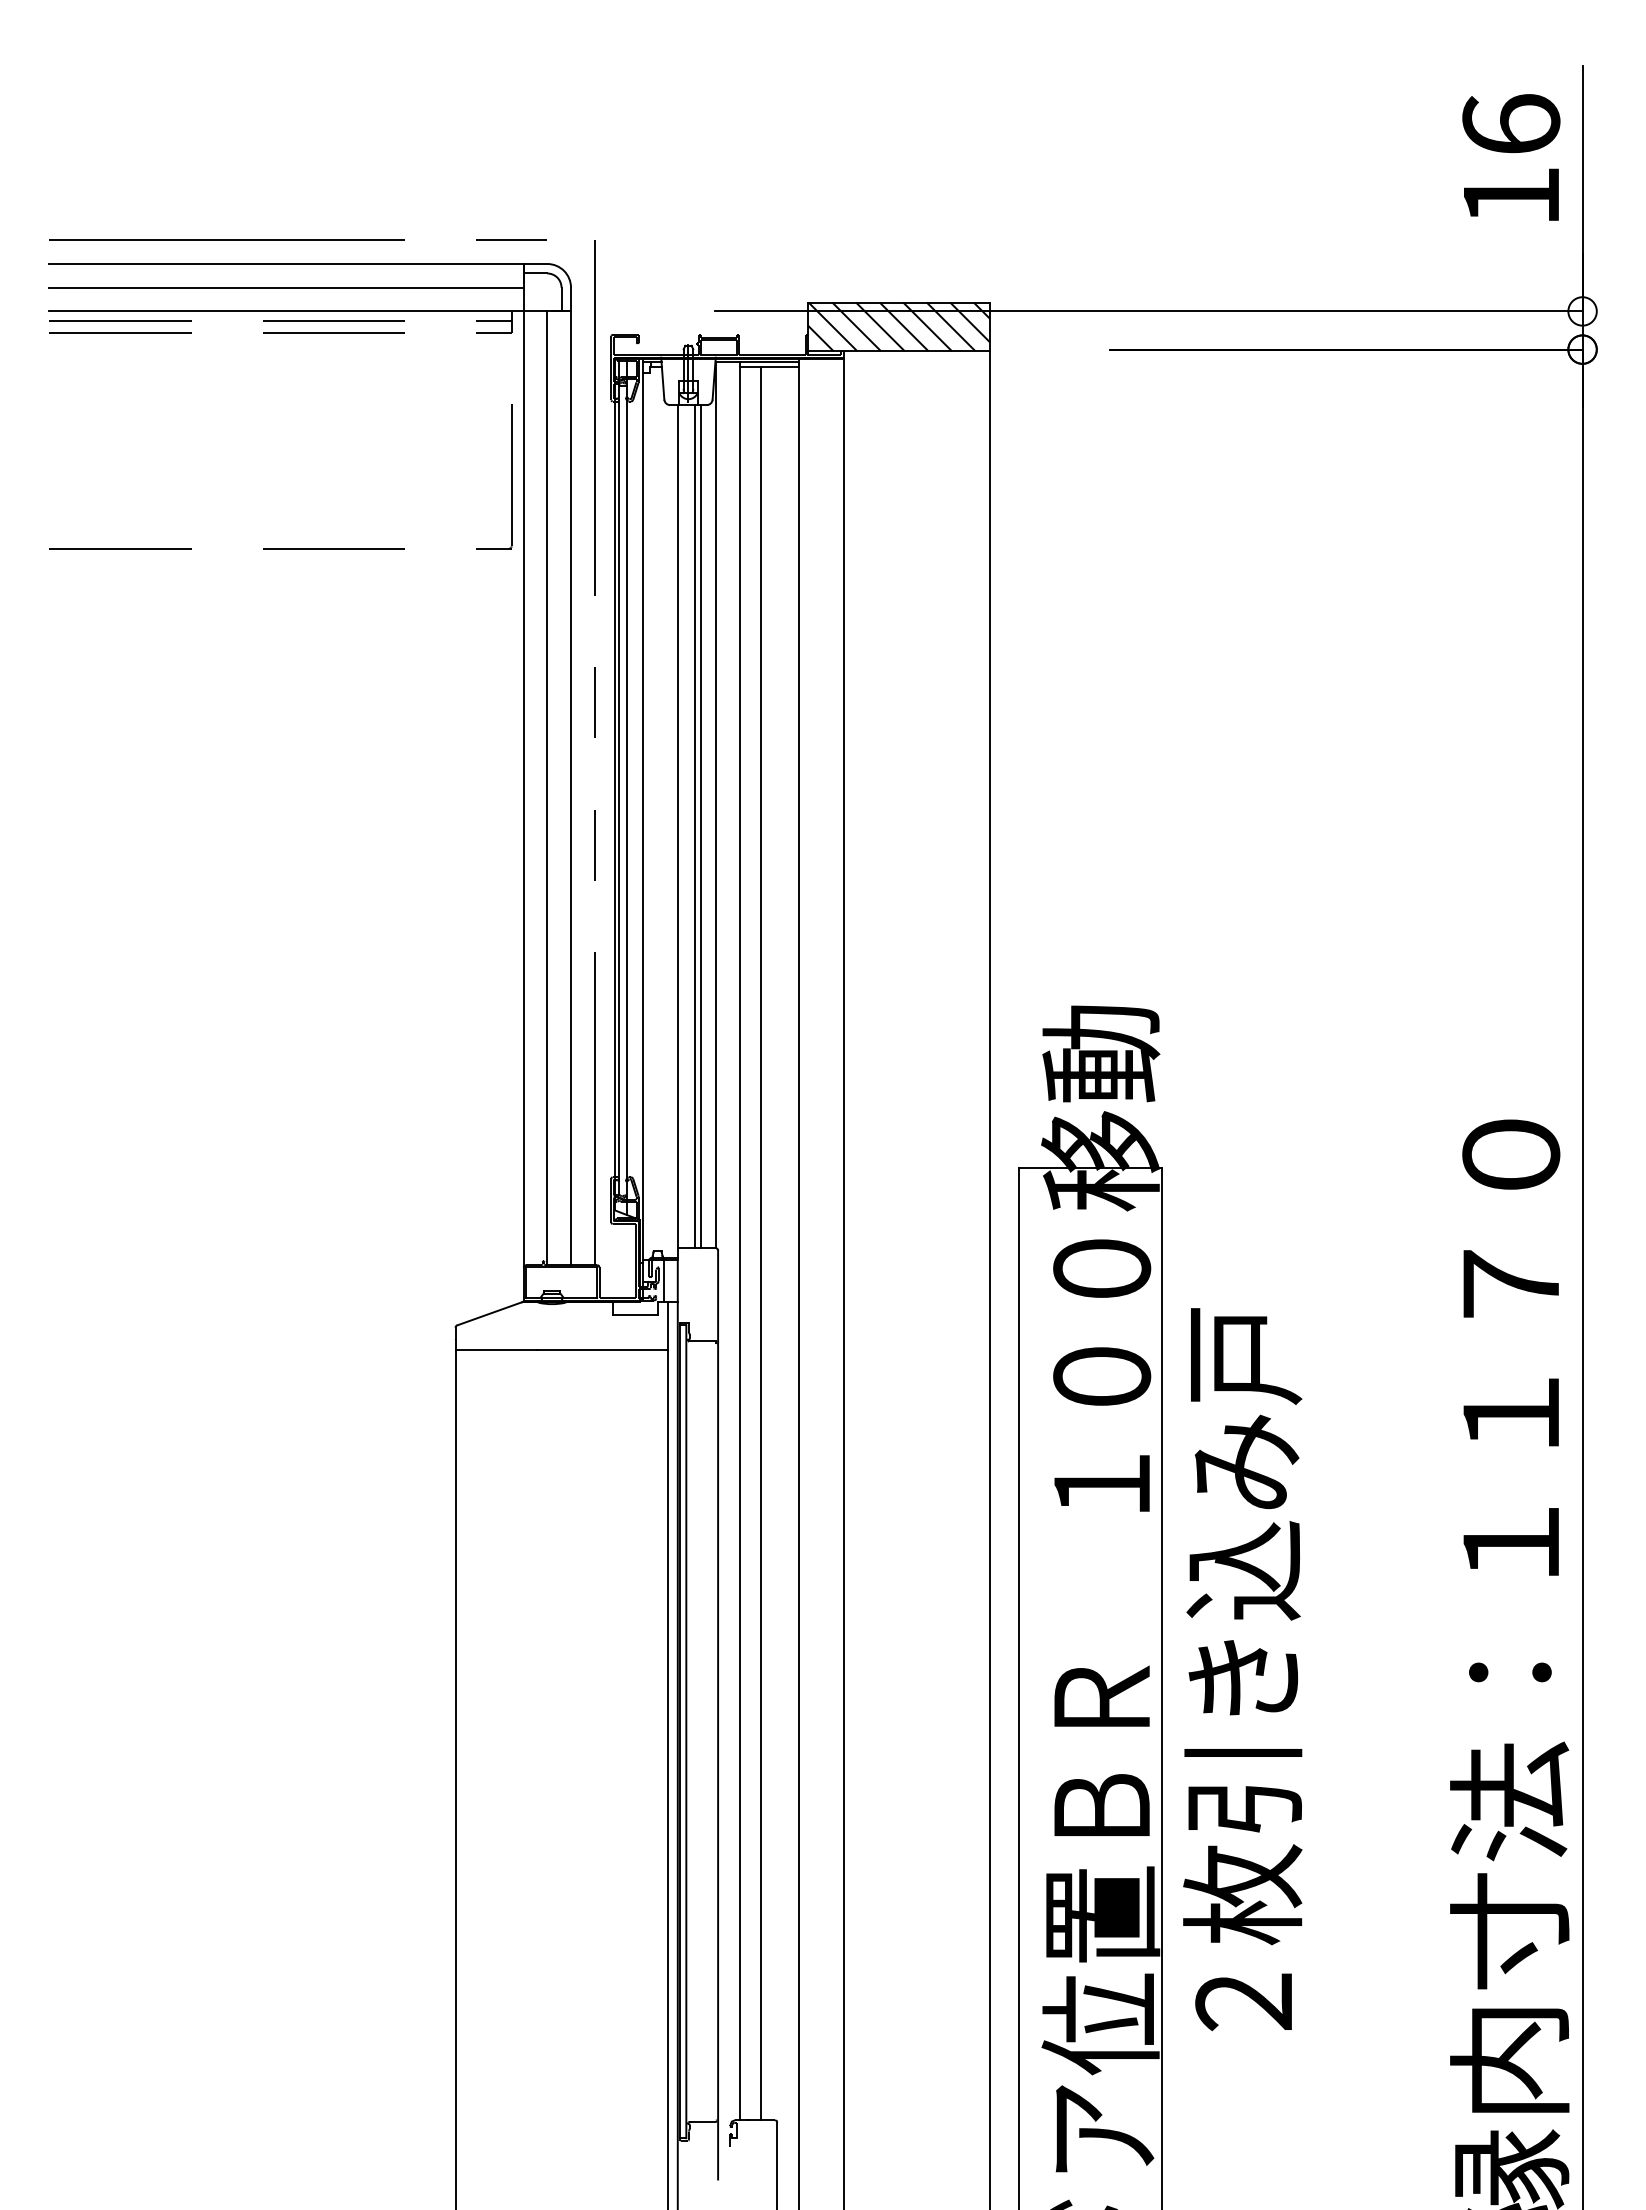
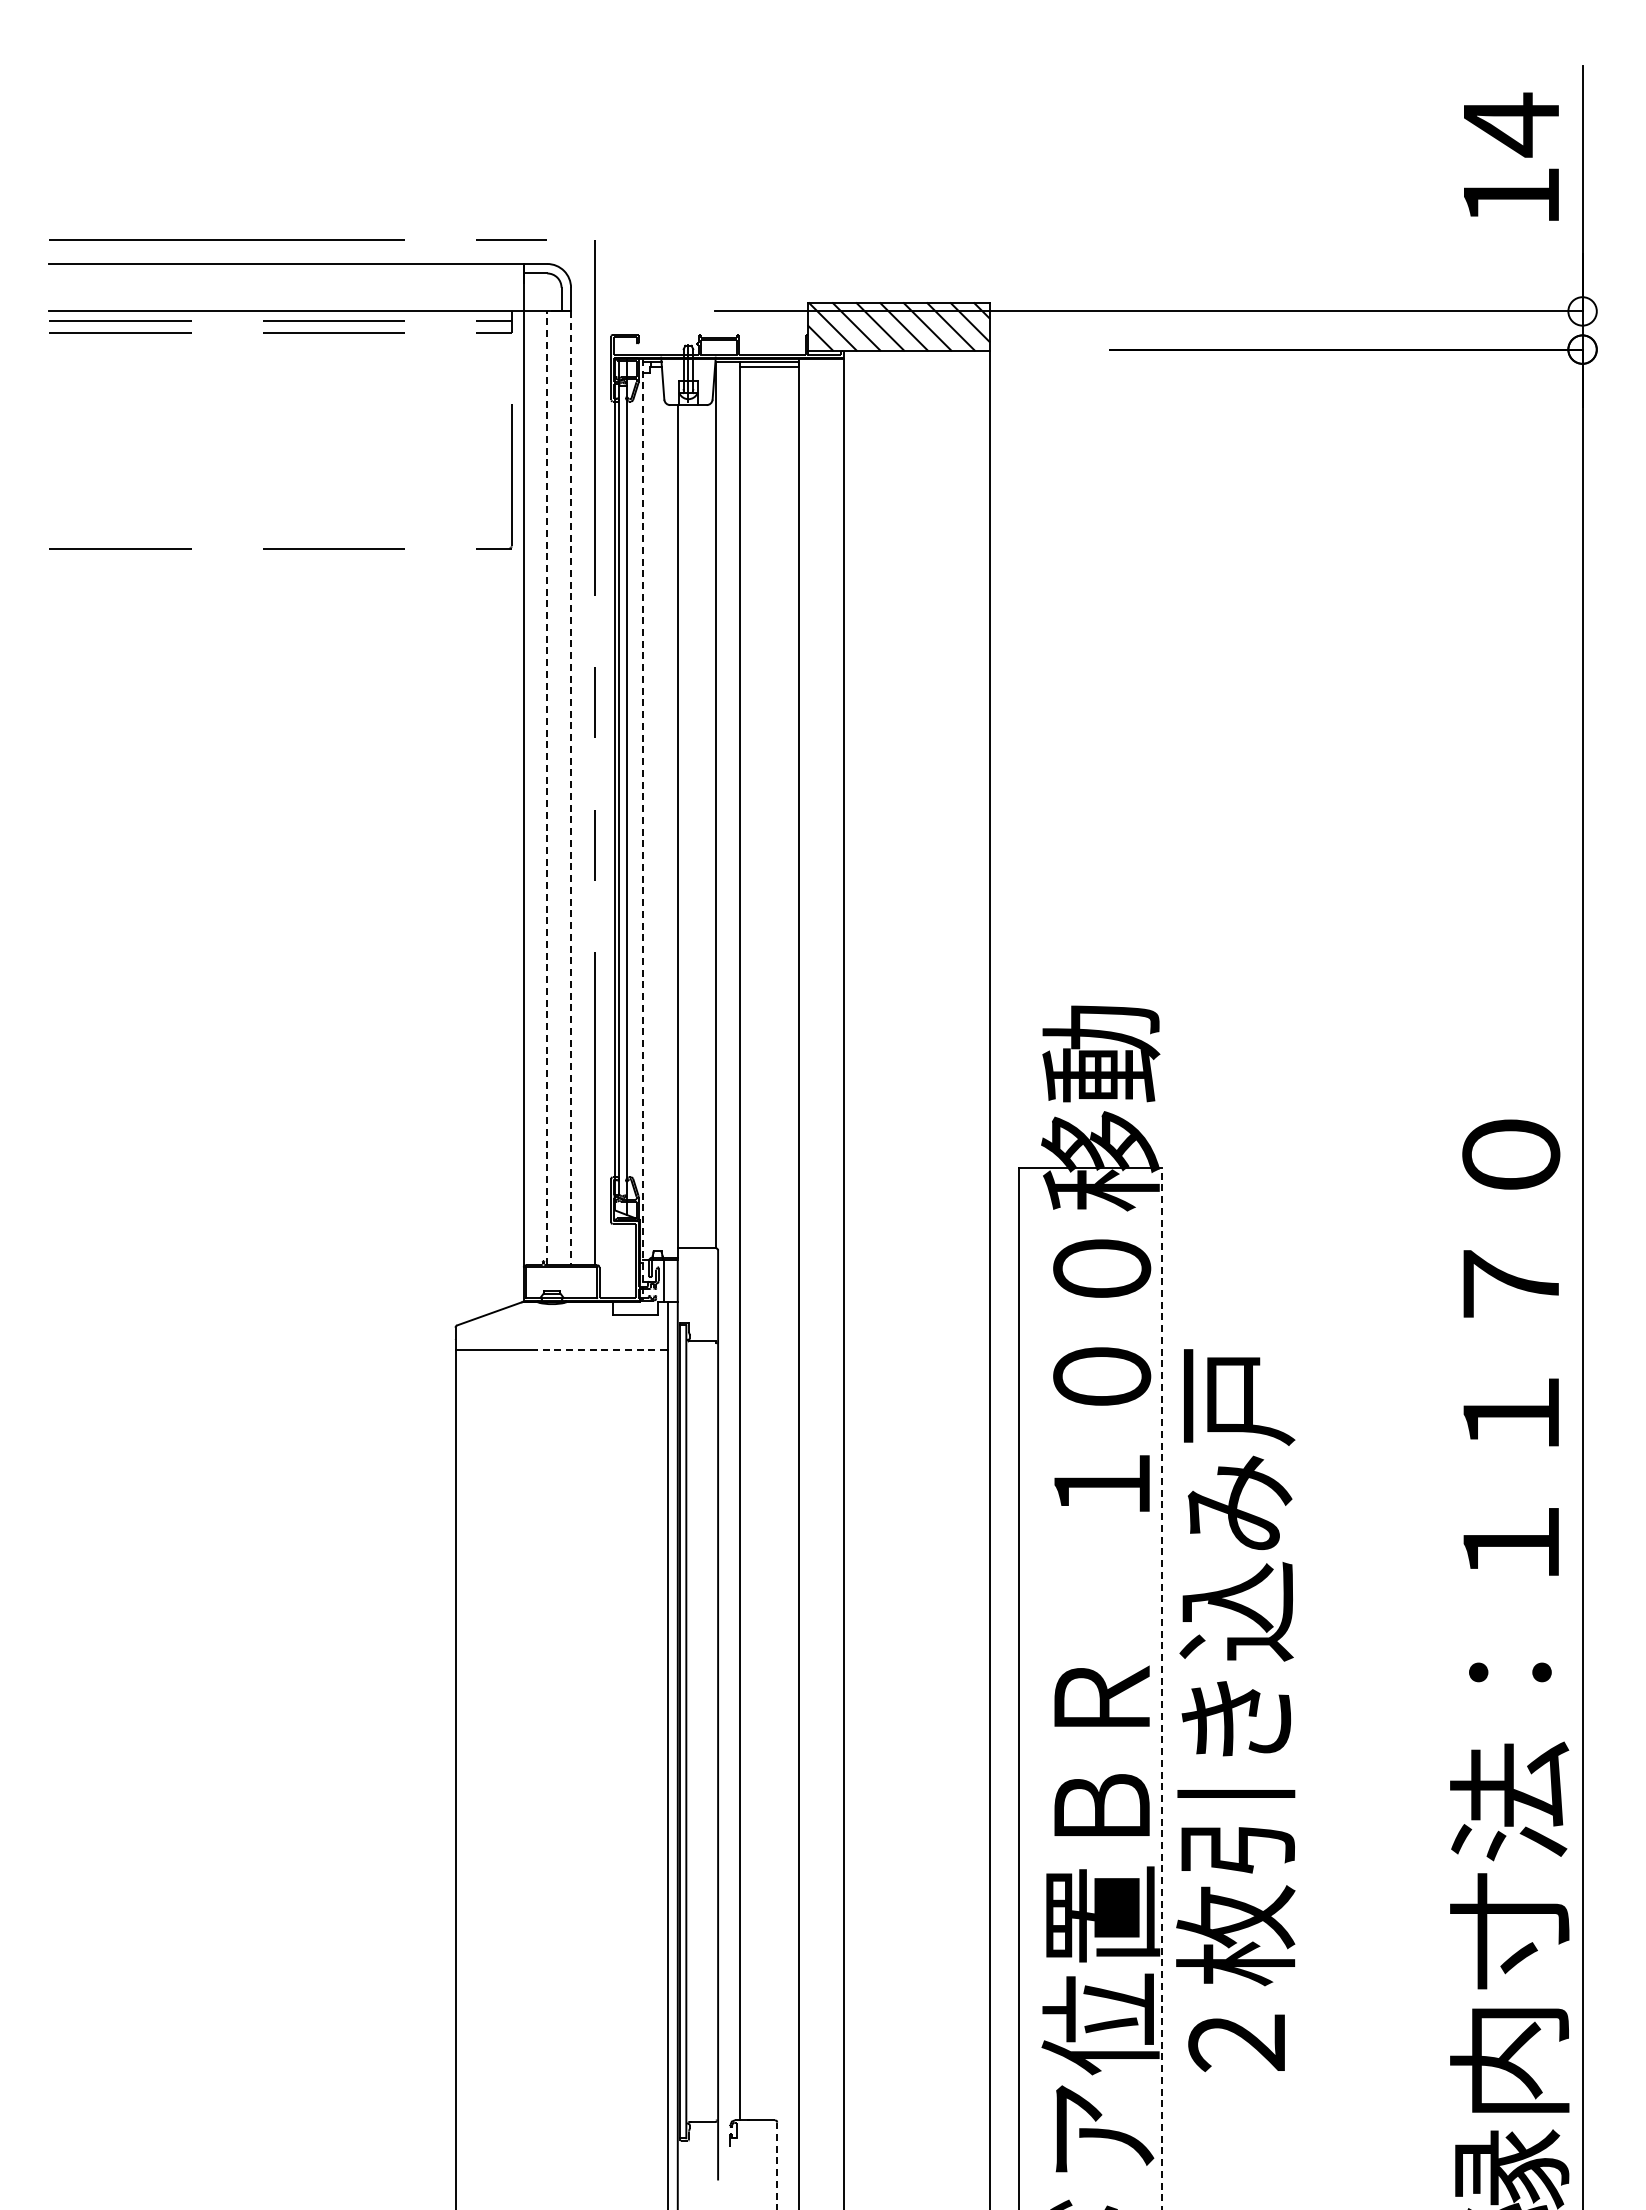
text: 16 -> 14 (1511, 124)
line: present -> none (286, 287)
line: solid -> dashed (547, 788)
line: solid -> dashed (571, 788)
line: present -> none (694, 826)
line: present -> none (701, 826)
line: solid -> dashed (642, 829)
line: present -> none (760, 1243)
line: solid -> dashed (601, 1349)
text position: (1242, 1669) -> (1235, 1710) (1235, 1710)
line: solid -> dashed (1161, 1688)
line: solid -> dashed (777, 2165)
